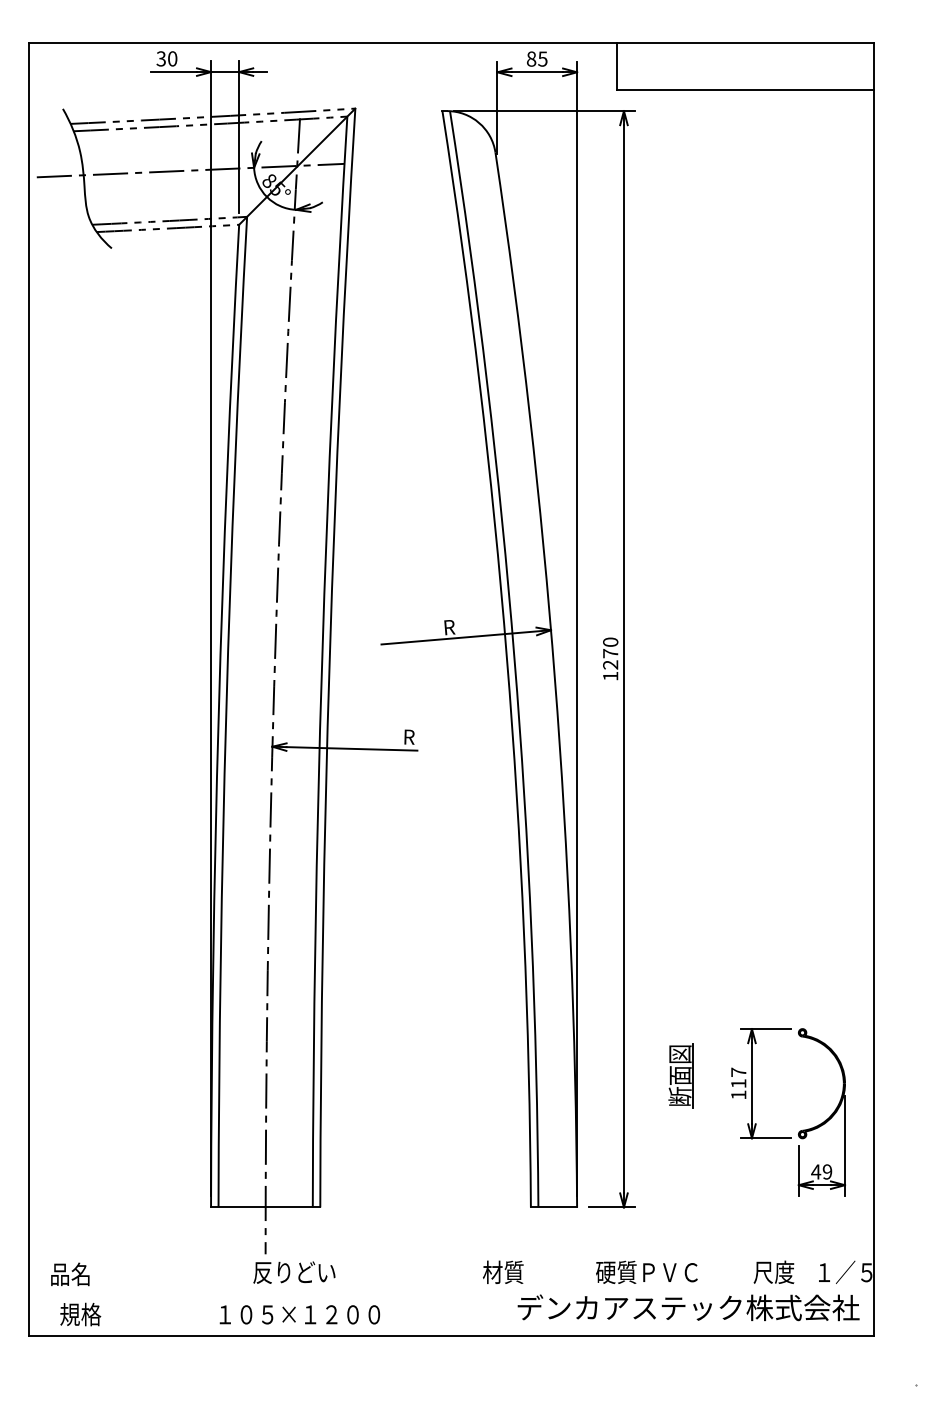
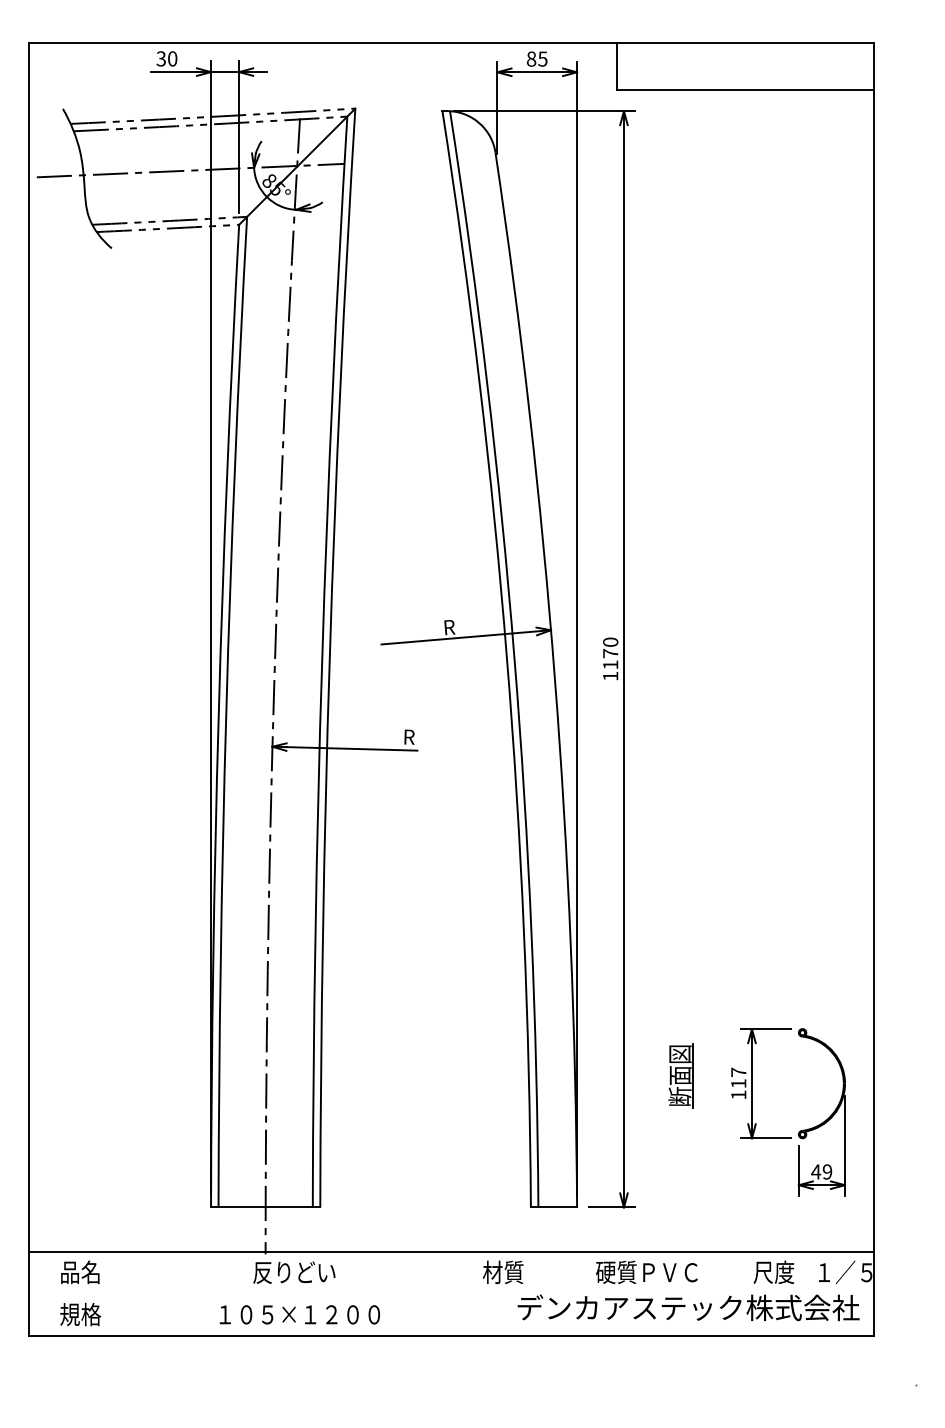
text: 1270 -> 1170 (610, 664)
line: none -> present (451, 1251)
text position: (70, 1274) -> (80, 1272) (80, 1272)
